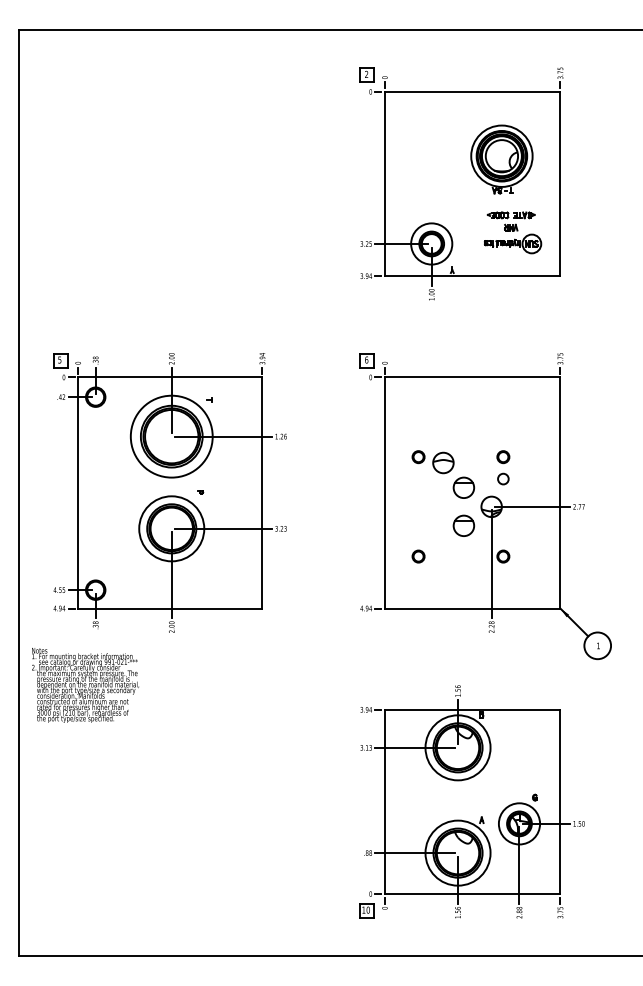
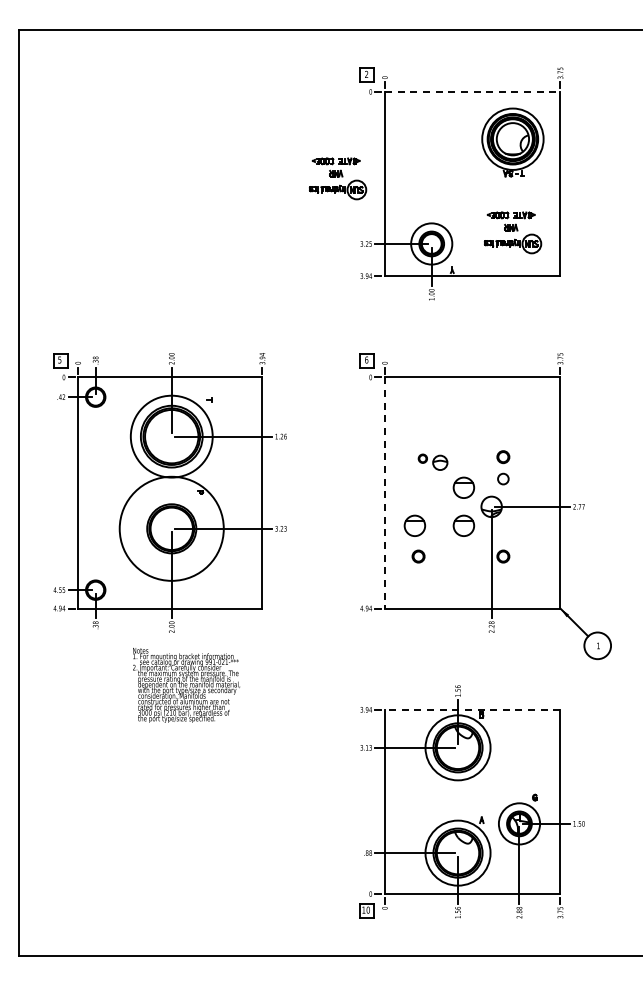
line: solid -> dashed (472, 91)
part position: (501, 159) -> (512, 142) (512, 142)
part: none -> present (338, 178)
part size: 44x25 px -> 32x18 px (432, 461)
line: solid -> dashed (384, 493)
part: none -> present (414, 525)
circle diameter: 65 px -> 104 px (171, 528)
text position: (85, 685) -> (186, 685) (186, 685)
line: solid -> dashed (472, 709)
